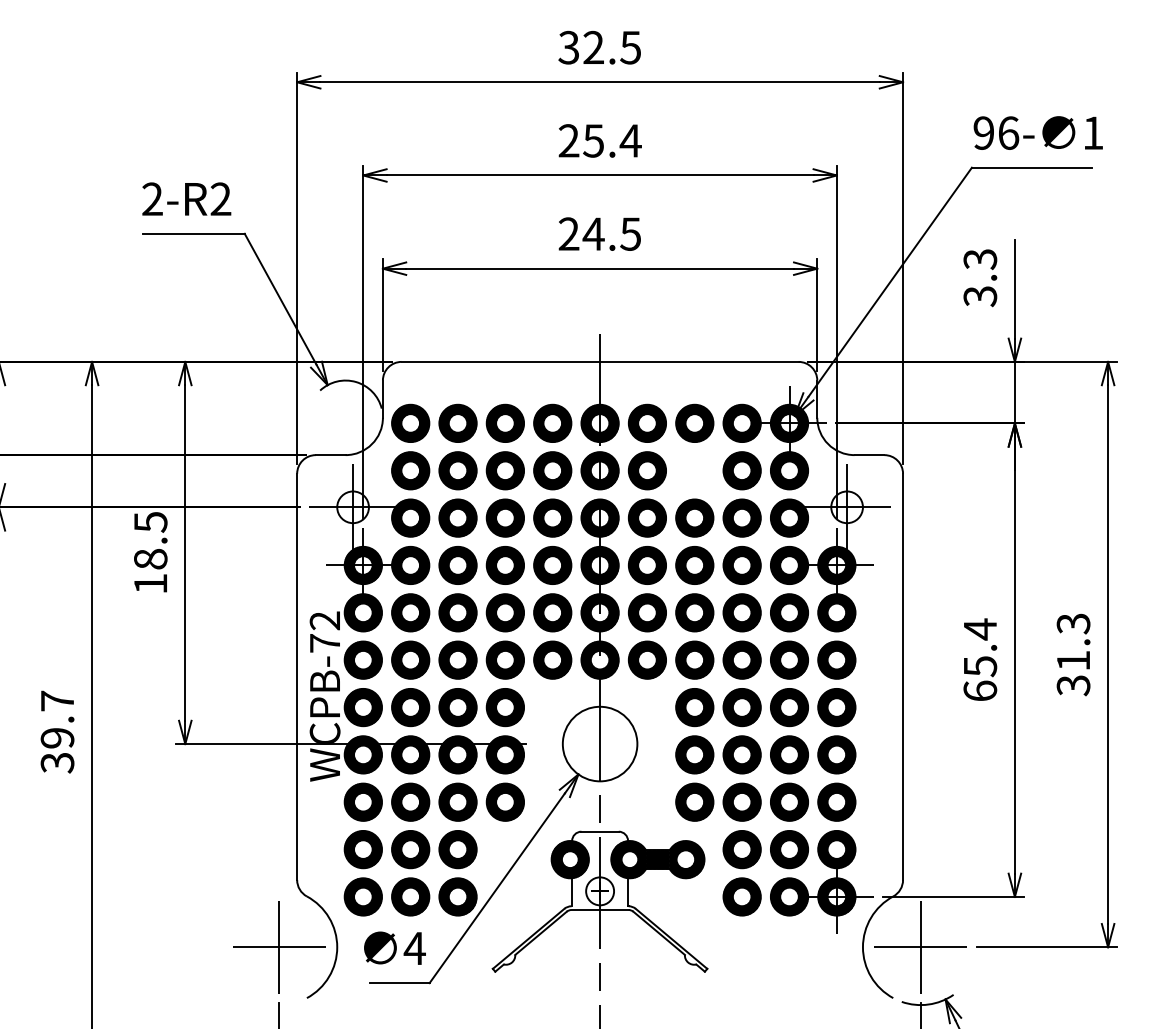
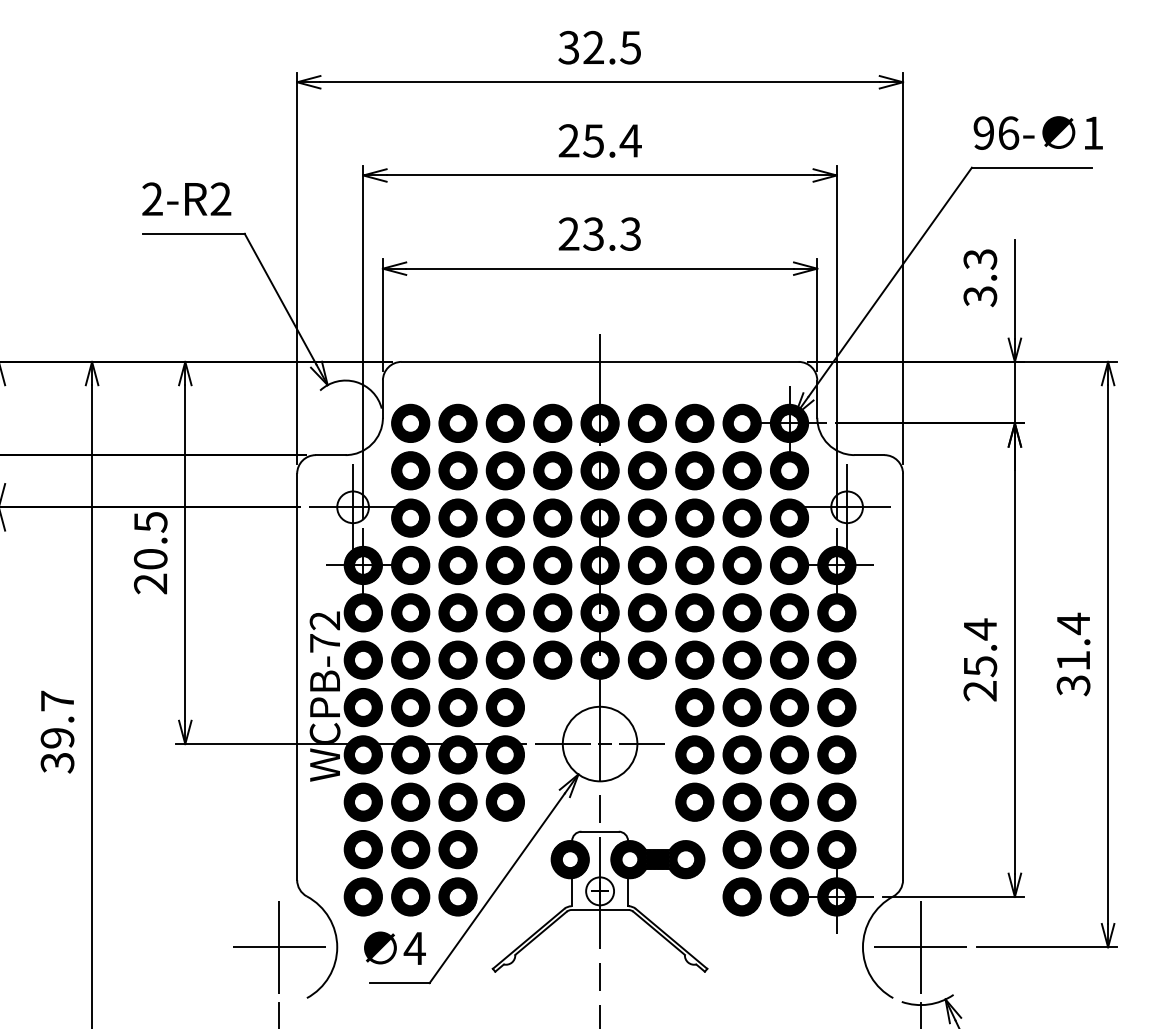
text: 24.5 -> 23.3 (611, 233)
part: none -> present (694, 470)
text: 18.5 -> 20.5 (150, 571)
text: 31.3 -> 31.4 (1073, 623)
text: 65.4 -> 25.4 (980, 690)
line: none -> present (599, 744)
